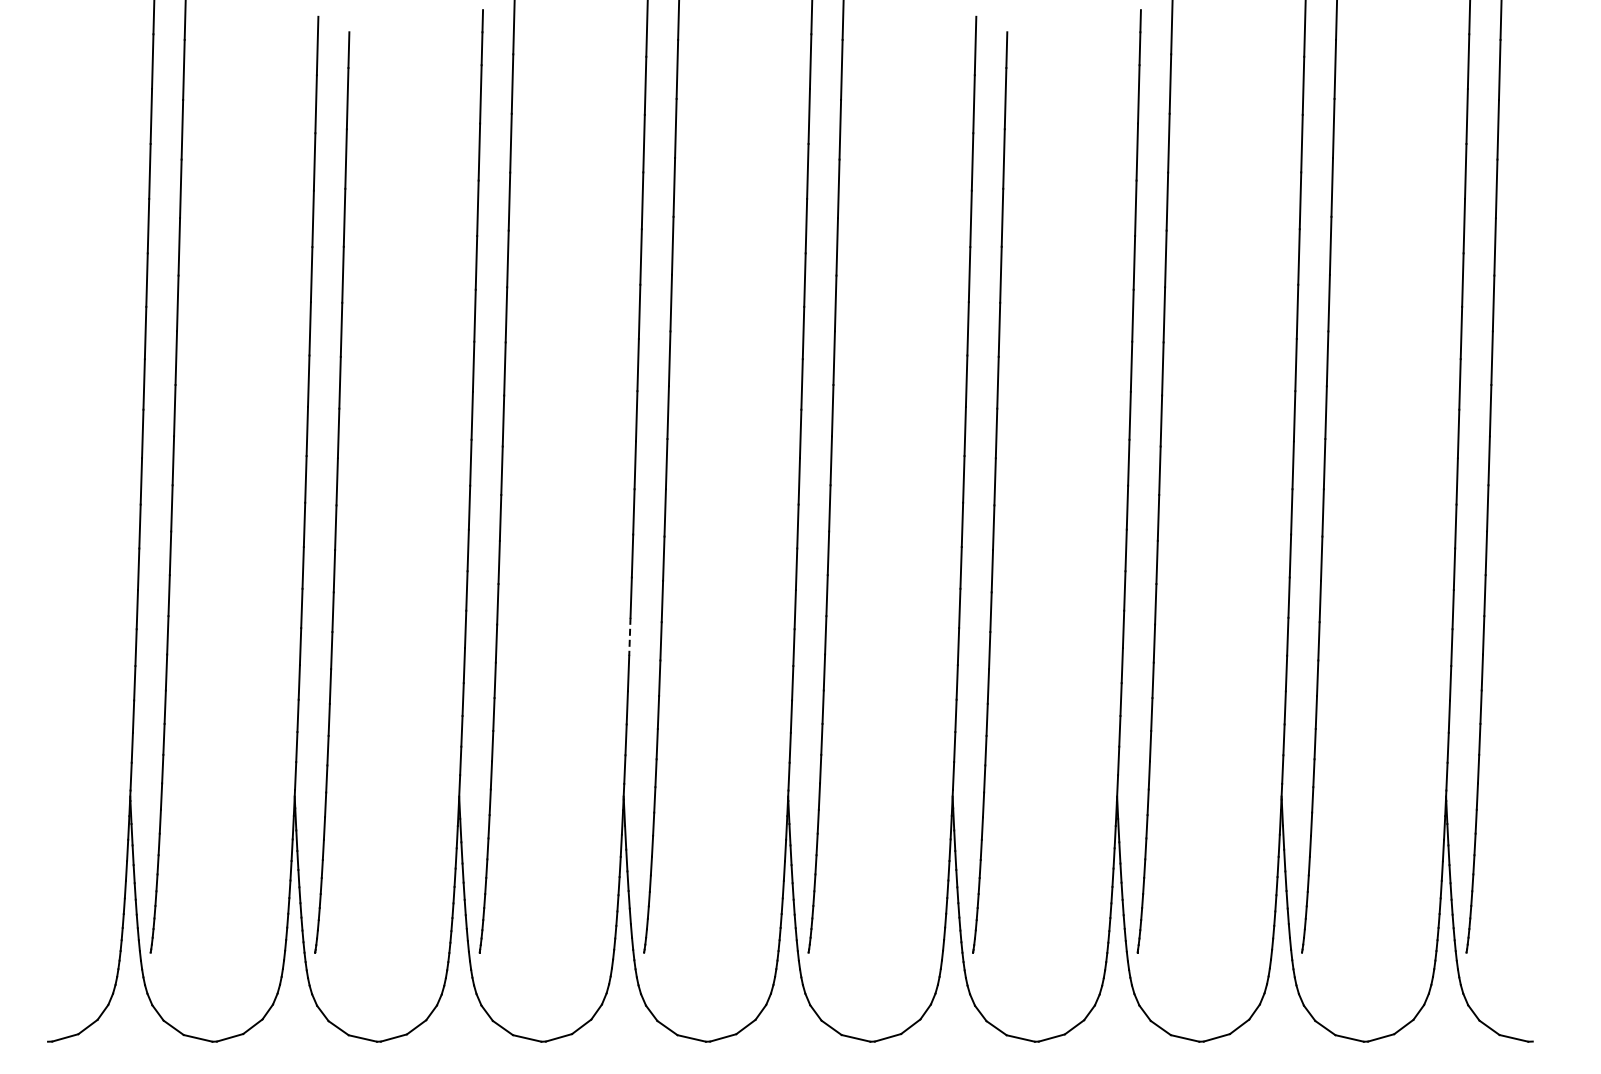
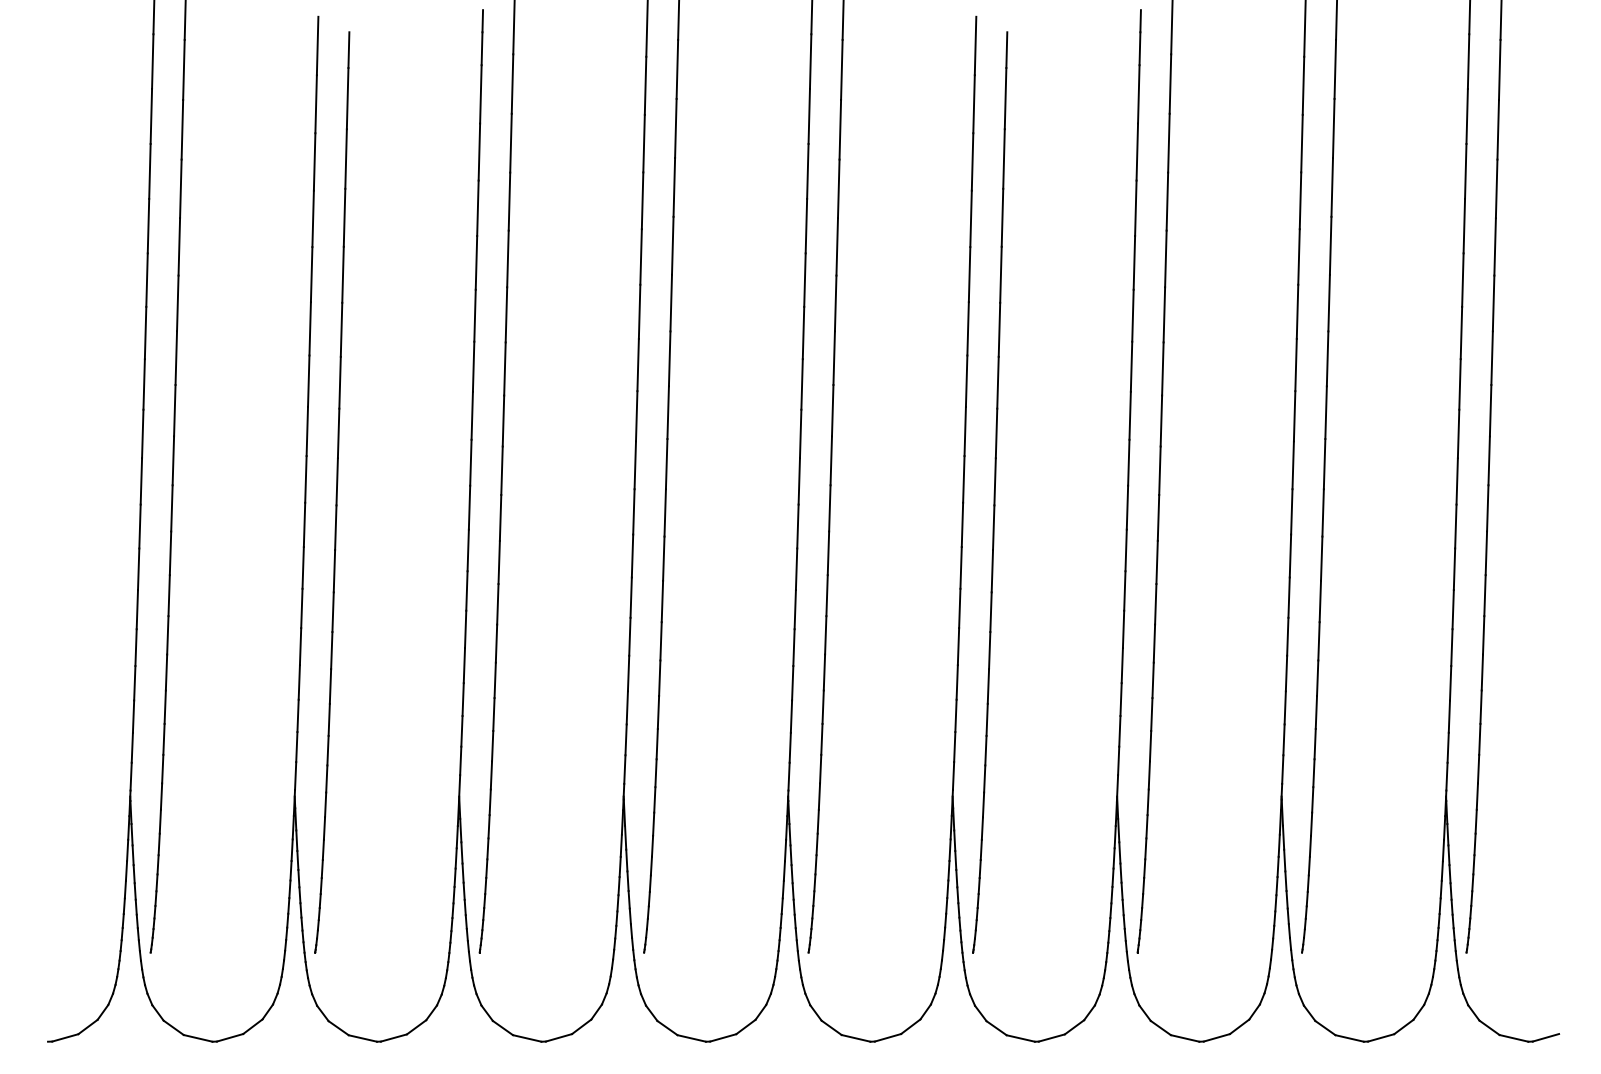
line: dashed -> solid (629, 636)
line: none -> present (1545, 1037)
